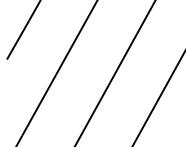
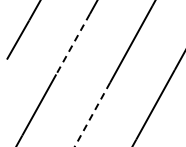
line: solid -> dashed (73, 44)
line: solid -> dashed (92, 115)
